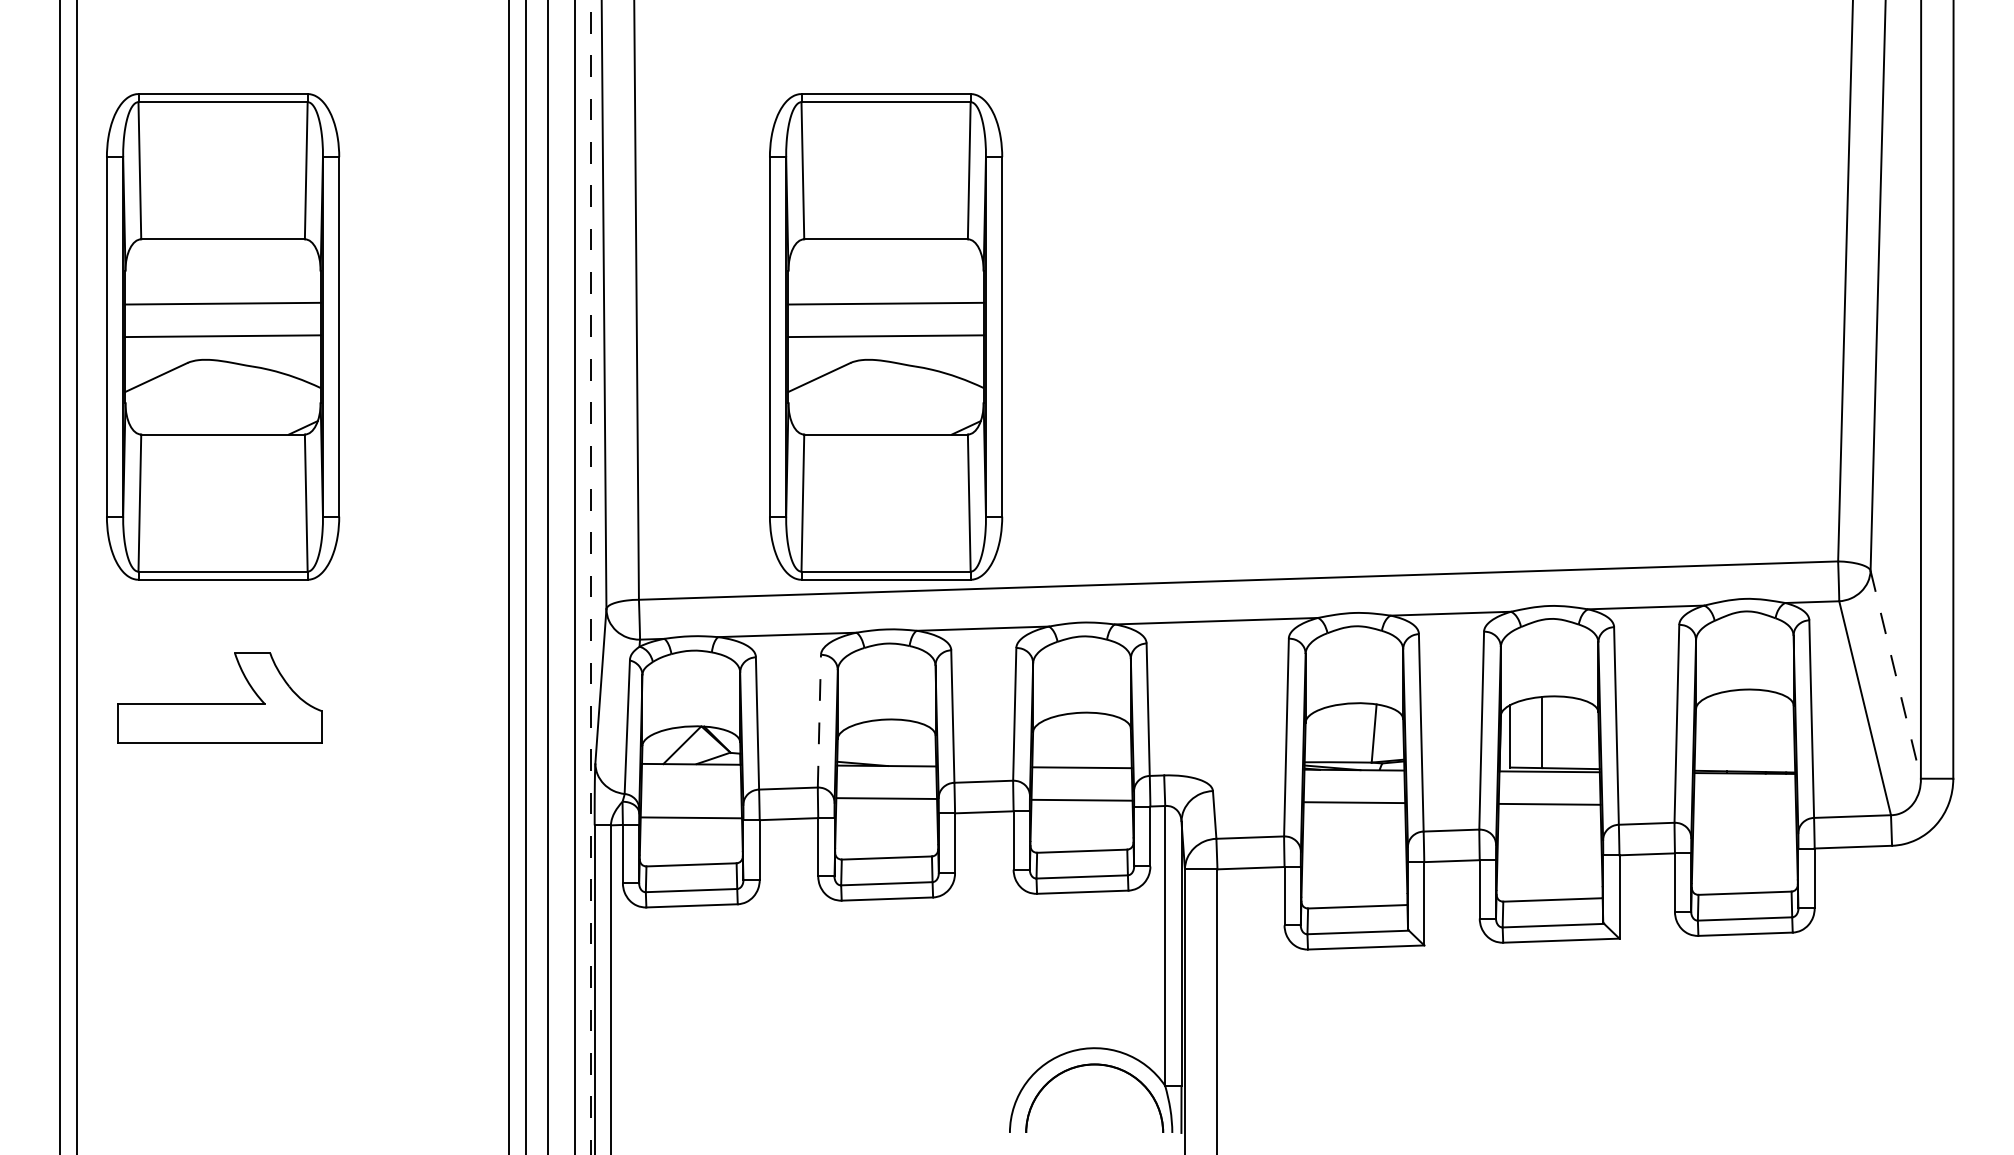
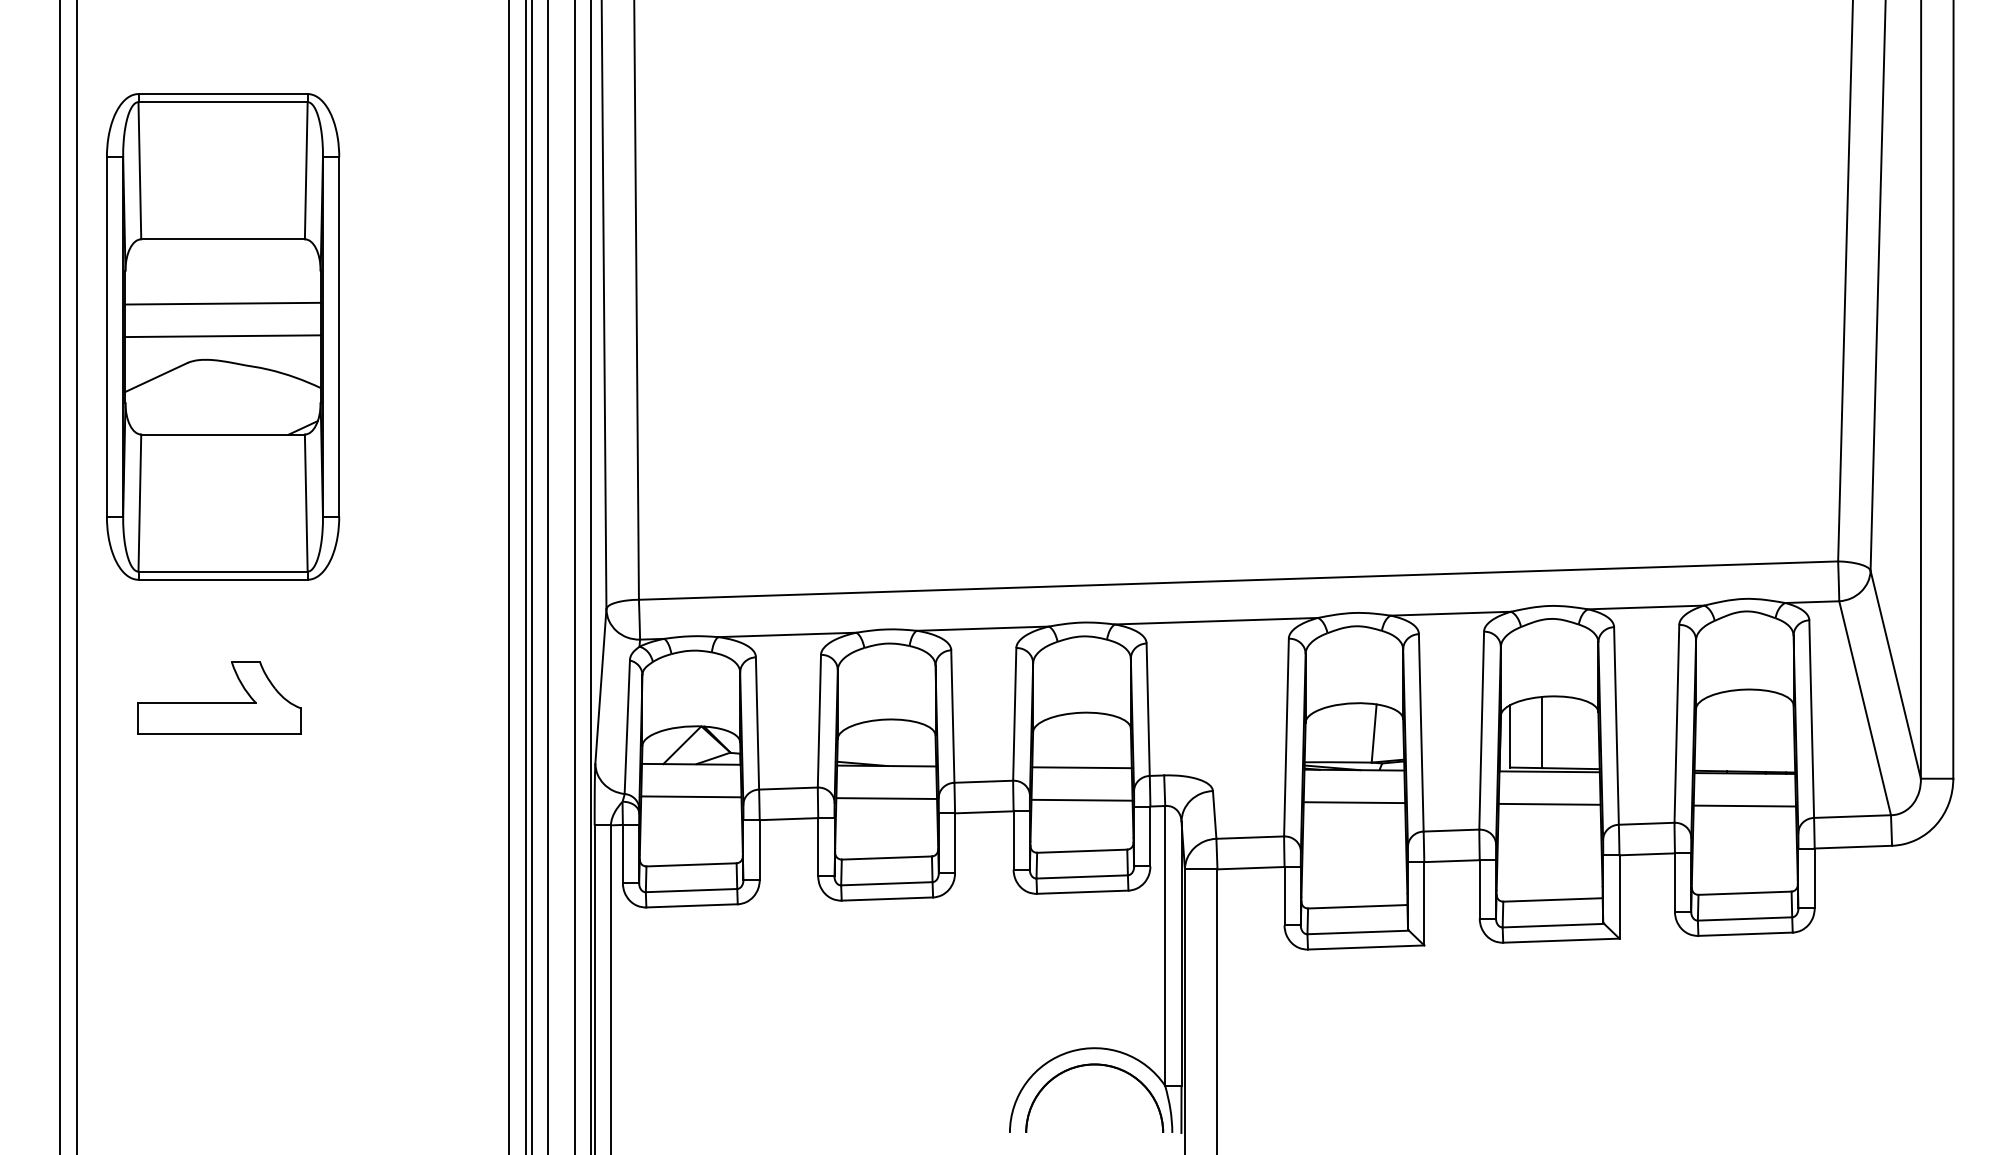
part: present -> none (886, 336)
line: none -> present (532, 576)
line: dashed -> solid (590, 577)
line: dashed -> solid (1895, 674)
part size: 206x92 px -> 165x74 px (219, 697)
line: dashed -> solid (819, 720)
line: none -> present (1744, 805)
line position: (691, 817) -> (691, 796) (691, 796)
